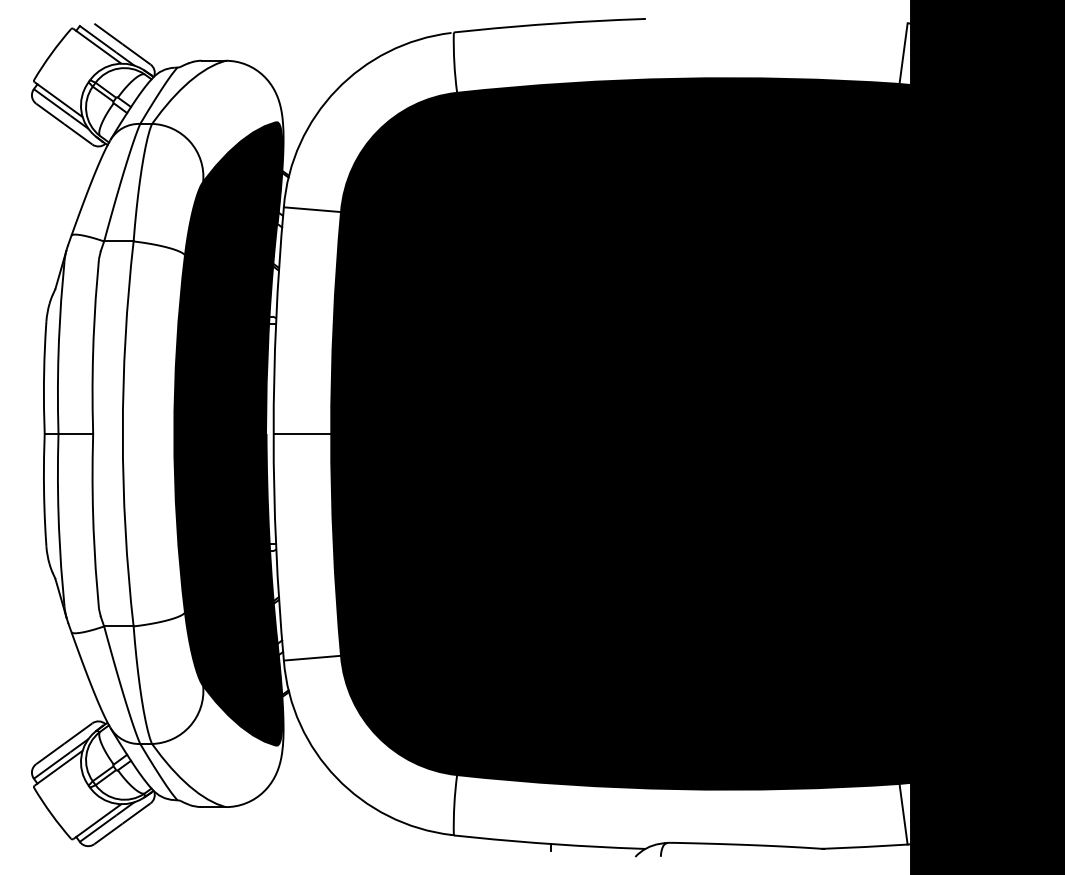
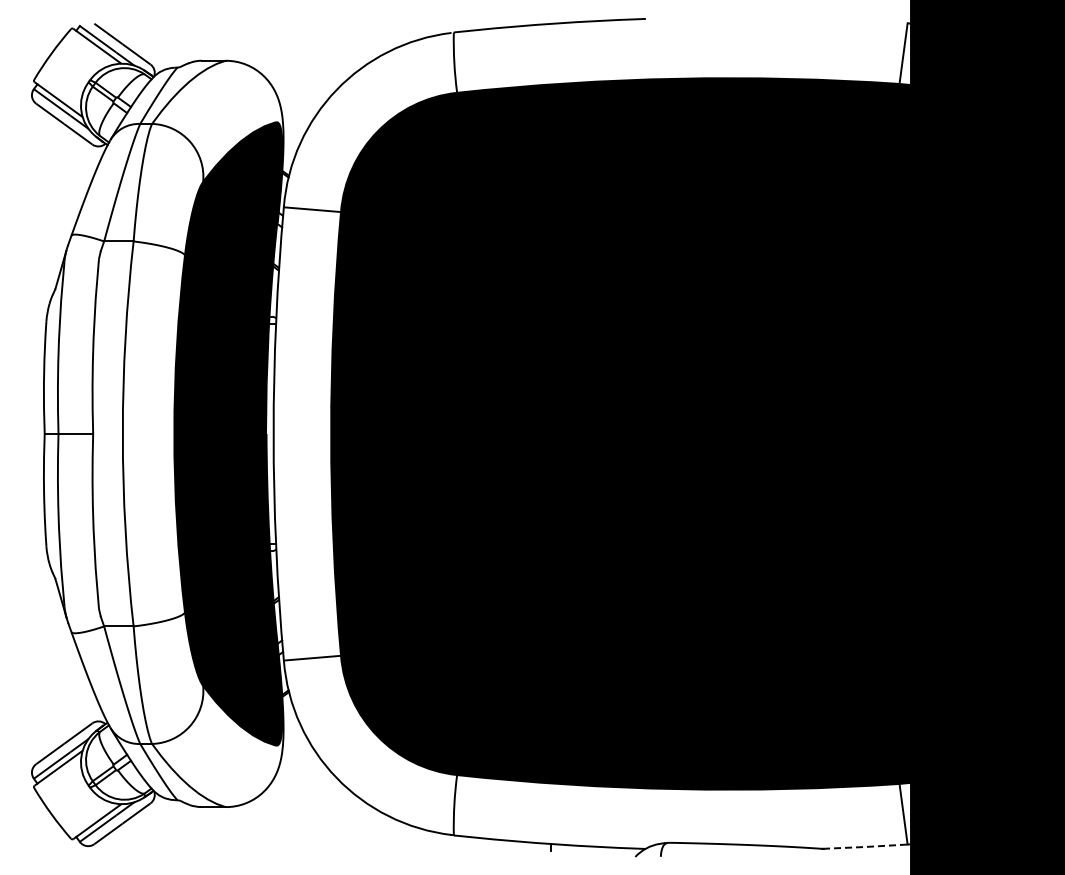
line: present -> none (302, 433)
line: solid -> dashed (864, 847)
